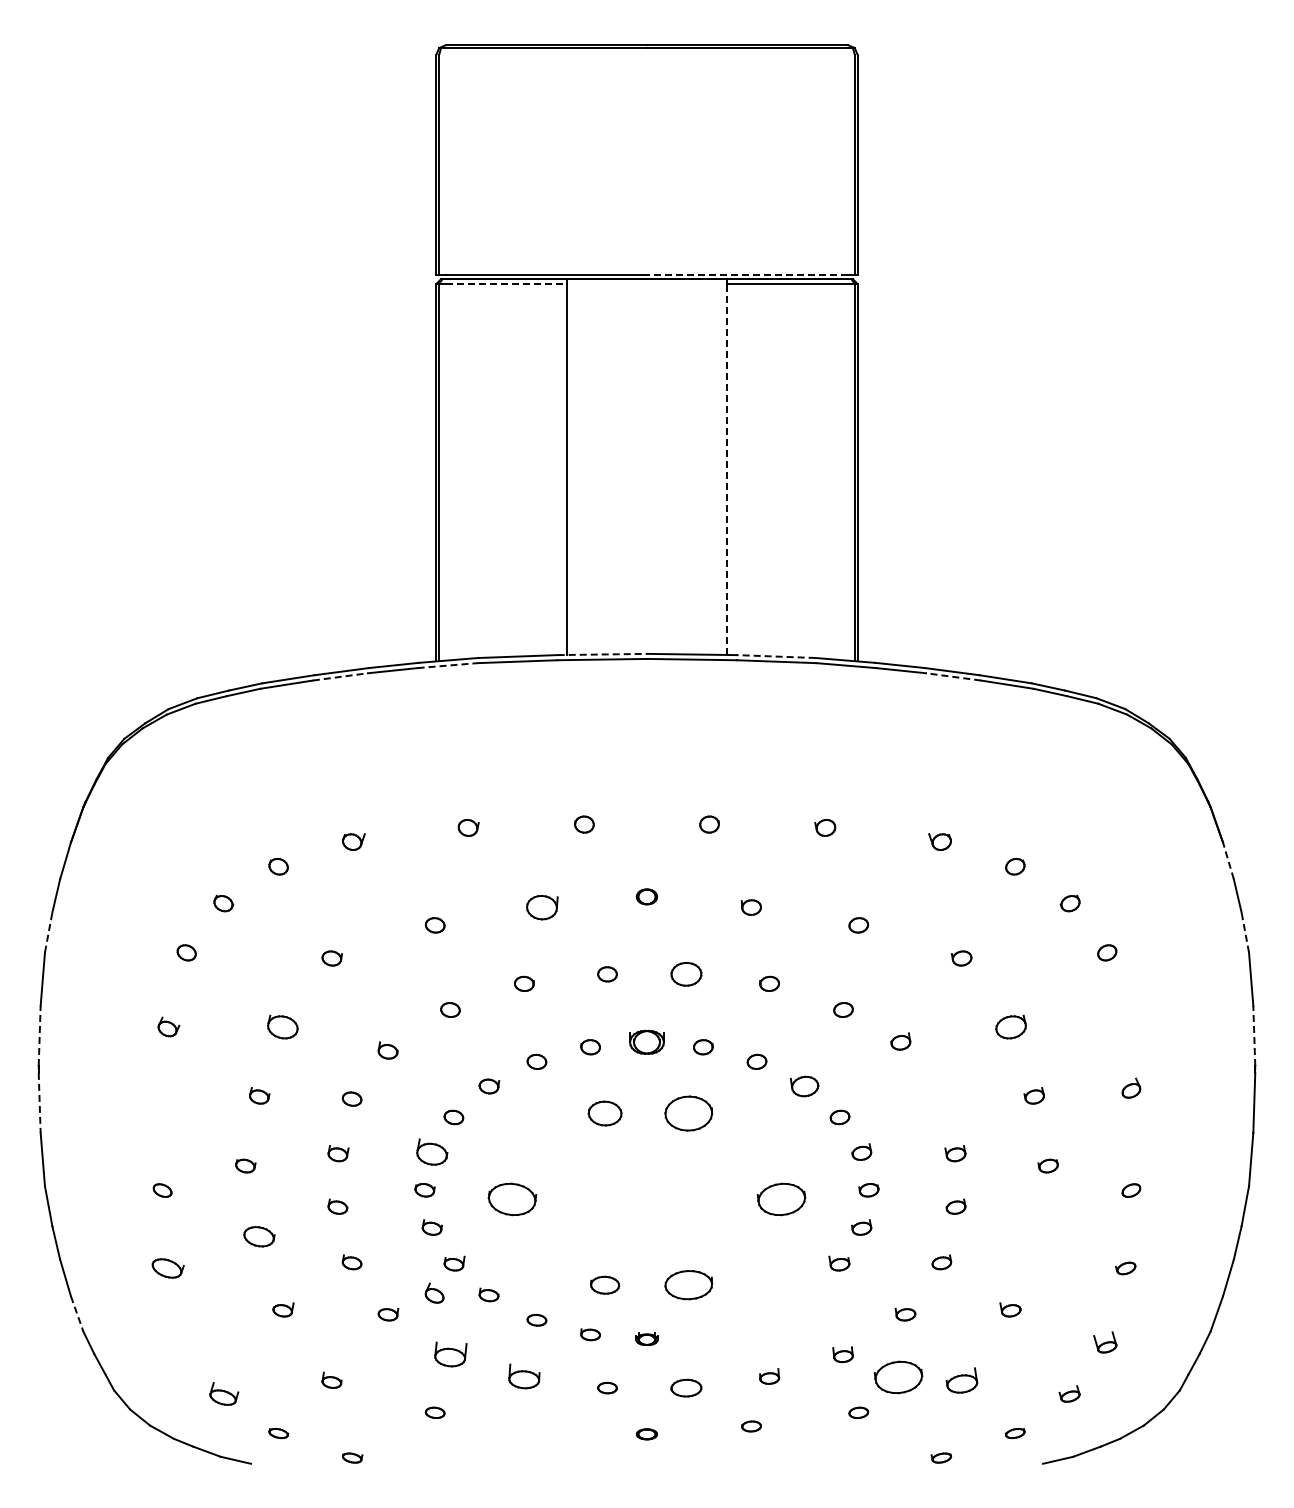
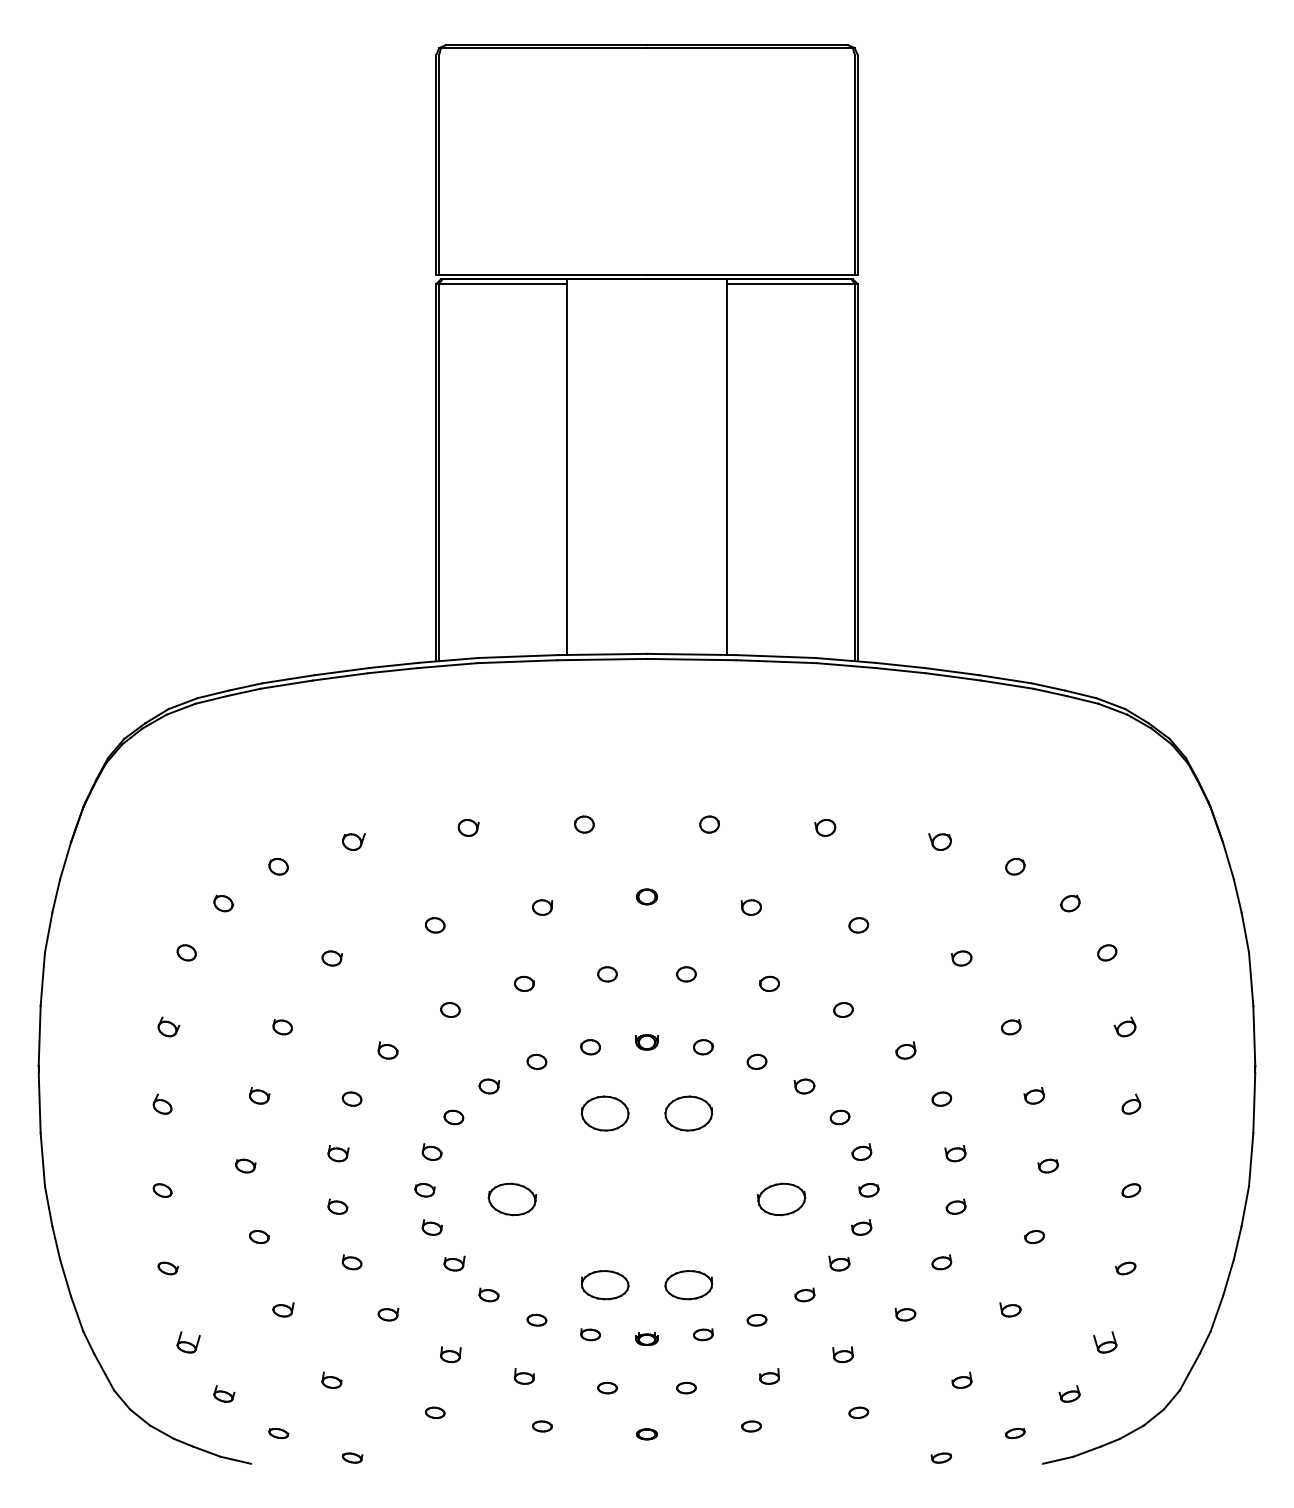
line: dashed -> solid (747, 274)
line: dashed -> solid (506, 283)
line: dashed -> solid (726, 469)
line: dashed -> solid (602, 654)
line: dashed -> solid (775, 656)
line: dashed -> solid (448, 665)
line: dashed -> solid (340, 676)
line: dashed -> solid (953, 676)
line: dashed -> solid (1228, 860)
part size: 33x26 px -> 22x17 px (542, 907)
line: dashed -> solid (48, 932)
line: dashed -> solid (1245, 932)
part size: 33x25 px -> 21x17 px (686, 974)
part size: 32x26 px -> 21x17 px (282, 1027)
part size: 32x26 px -> 21x17 px (1011, 1027)
part: none -> present (1124, 1026)
line: dashed -> solid (39, 1035)
line: dashed -> solid (1254, 1035)
part size: 36x26 px -> 24x17 px (646, 1042)
part position: (900, 1041) -> (905, 1050) (905, 1050)
part size: 31x23 px -> 23x17 px (804, 1086)
part position: (1131, 1087) -> (1131, 1103) (1131, 1103)
part: none -> present (941, 1098)
line: dashed -> solid (39, 1103)
part size: 36x27 px -> 50x37 px (604, 1113)
part size: 33x28 px -> 22x18 px (431, 1151)
part size: 33x22 px -> 21x15 px (259, 1237)
part: none -> present (1034, 1237)
part size: 34x21 px -> 23x15 px (168, 1268)
part size: 31x20 px -> 50x31 px (604, 1285)
part position: (434, 1292) -> (162, 1103) (162, 1103)
part: none -> present (804, 1294)
line: dashed -> solid (77, 1314)
part: none -> present (756, 1319)
part: none -> present (703, 1334)
part: none -> present (188, 1342)
part size: 34x27 px -> 22x18 px (450, 1354)
part size: 33x27 px -> 21x17 px (524, 1376)
part: present -> none (898, 1377)
part size: 34x27 px -> 22x18 px (961, 1379)
part size: 33x20 px -> 21x14 px (686, 1387)
part size: 31x24 px -> 23x18 px (224, 1393)
part: none -> present (542, 1426)
